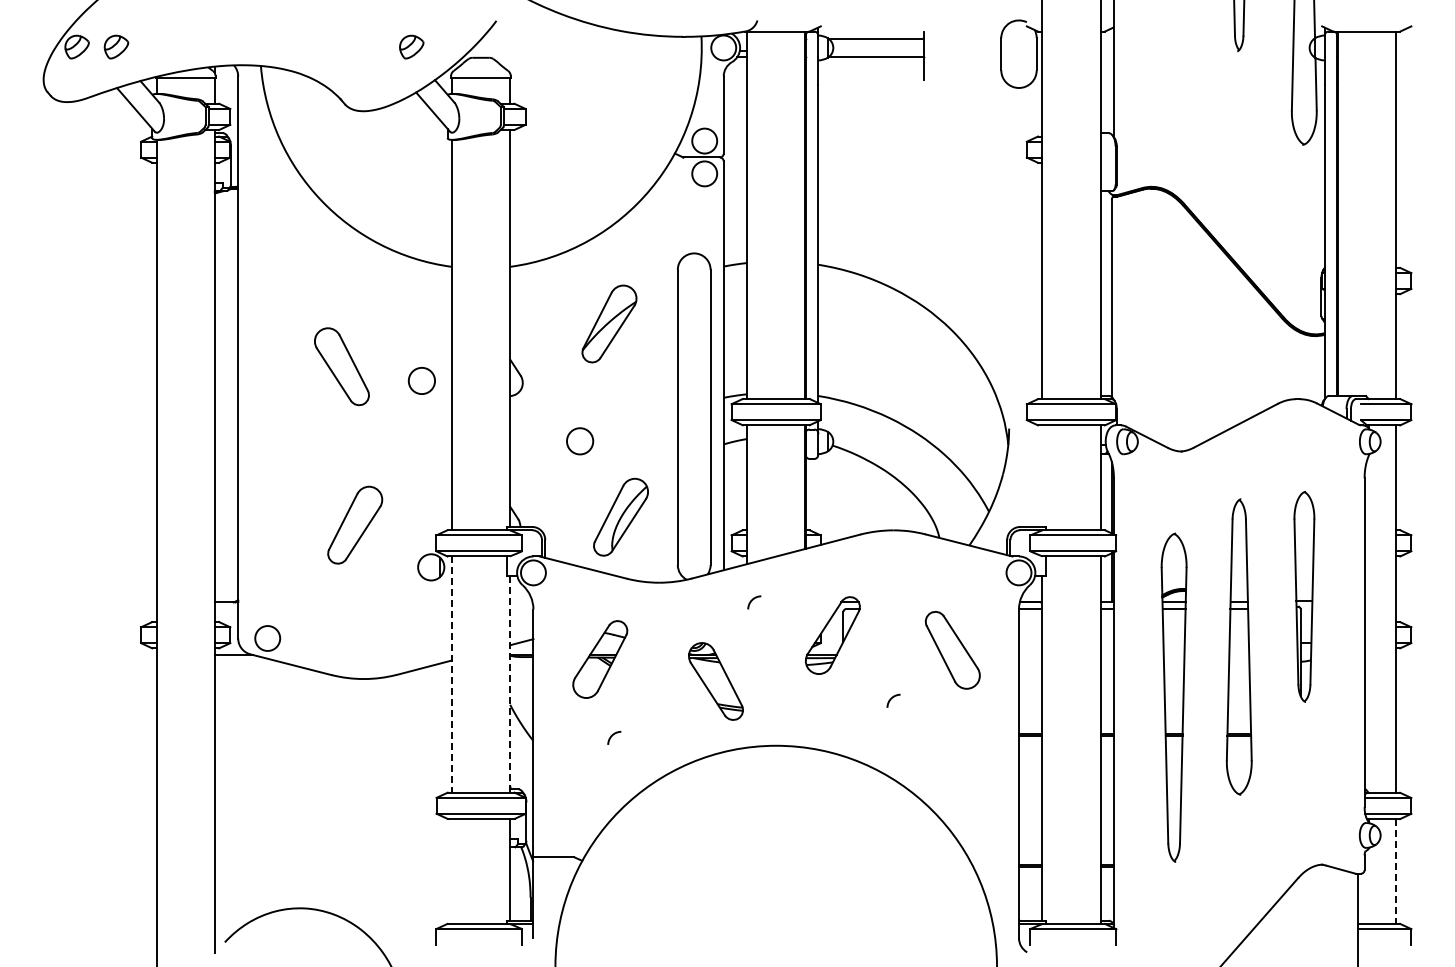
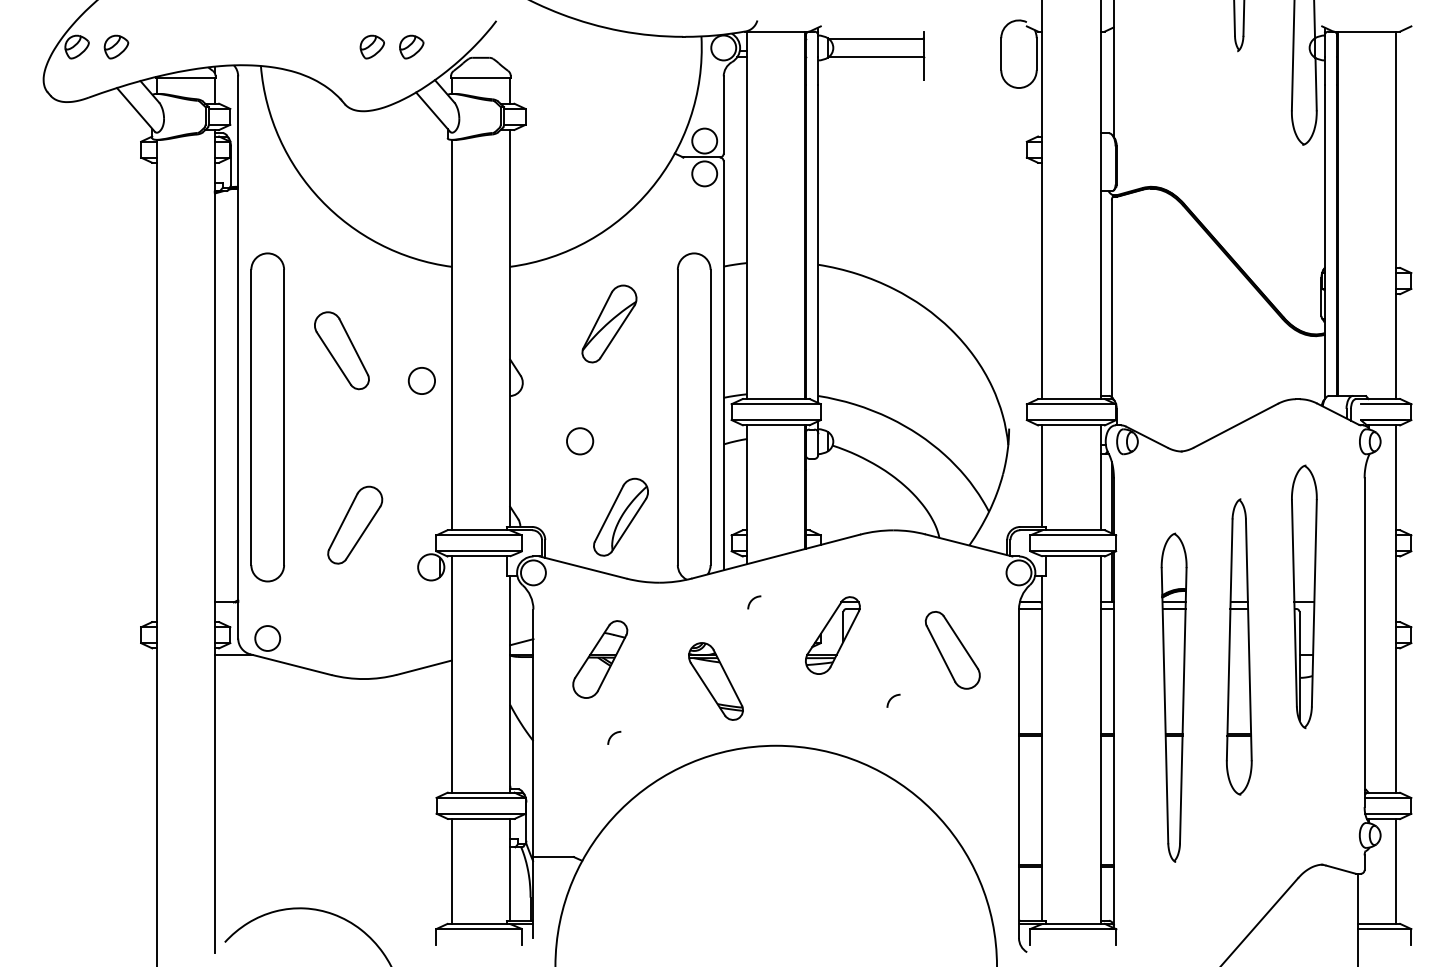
part: none -> present (371, 46)
part position: (341, 366) -> (341, 350) (341, 350)
part: none -> present (267, 417)
line: none -> present (1042, 475)
part size: 23x212 px -> 27x266 px (1304, 596)
line: dashed -> solid (451, 675)
line: dashed -> solid (510, 685)
line: none -> present (451, 870)
line: dashed -> solid (1395, 871)
